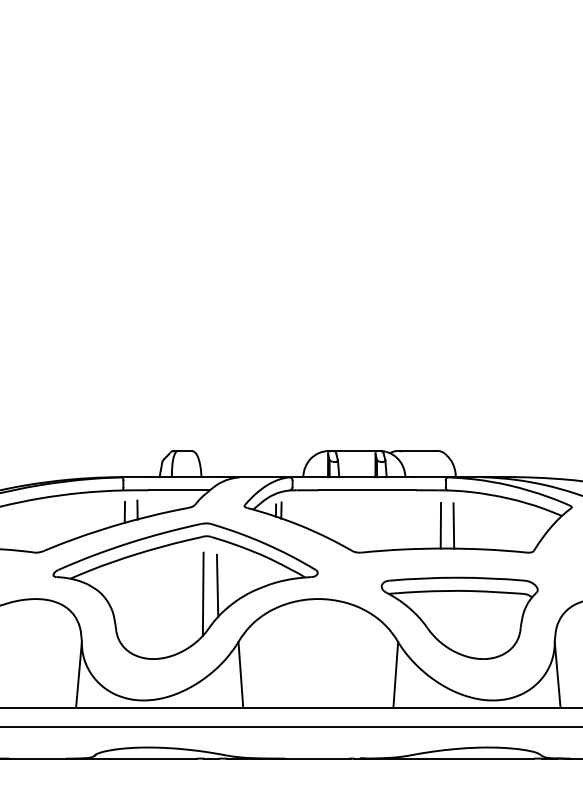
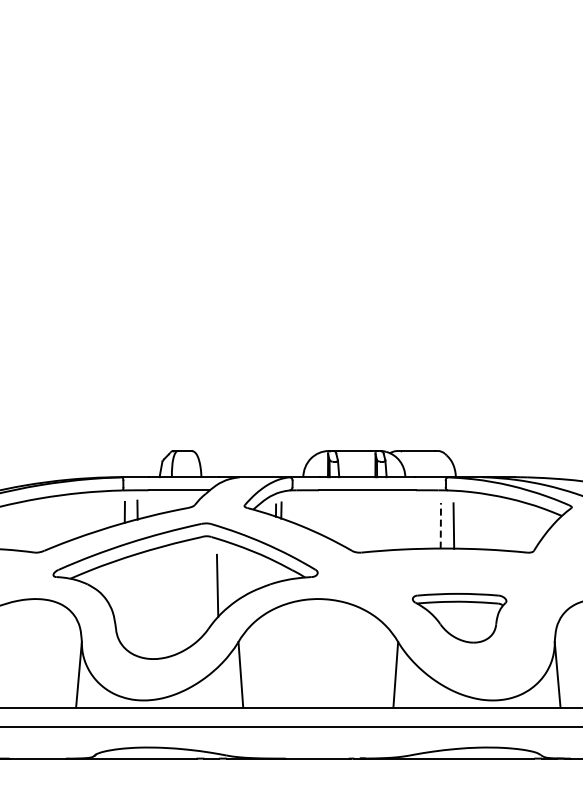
line: solid -> dashed (440, 525)
line: present -> none (202, 593)
part size: 159x84 px -> 96x51 px (459, 618)
